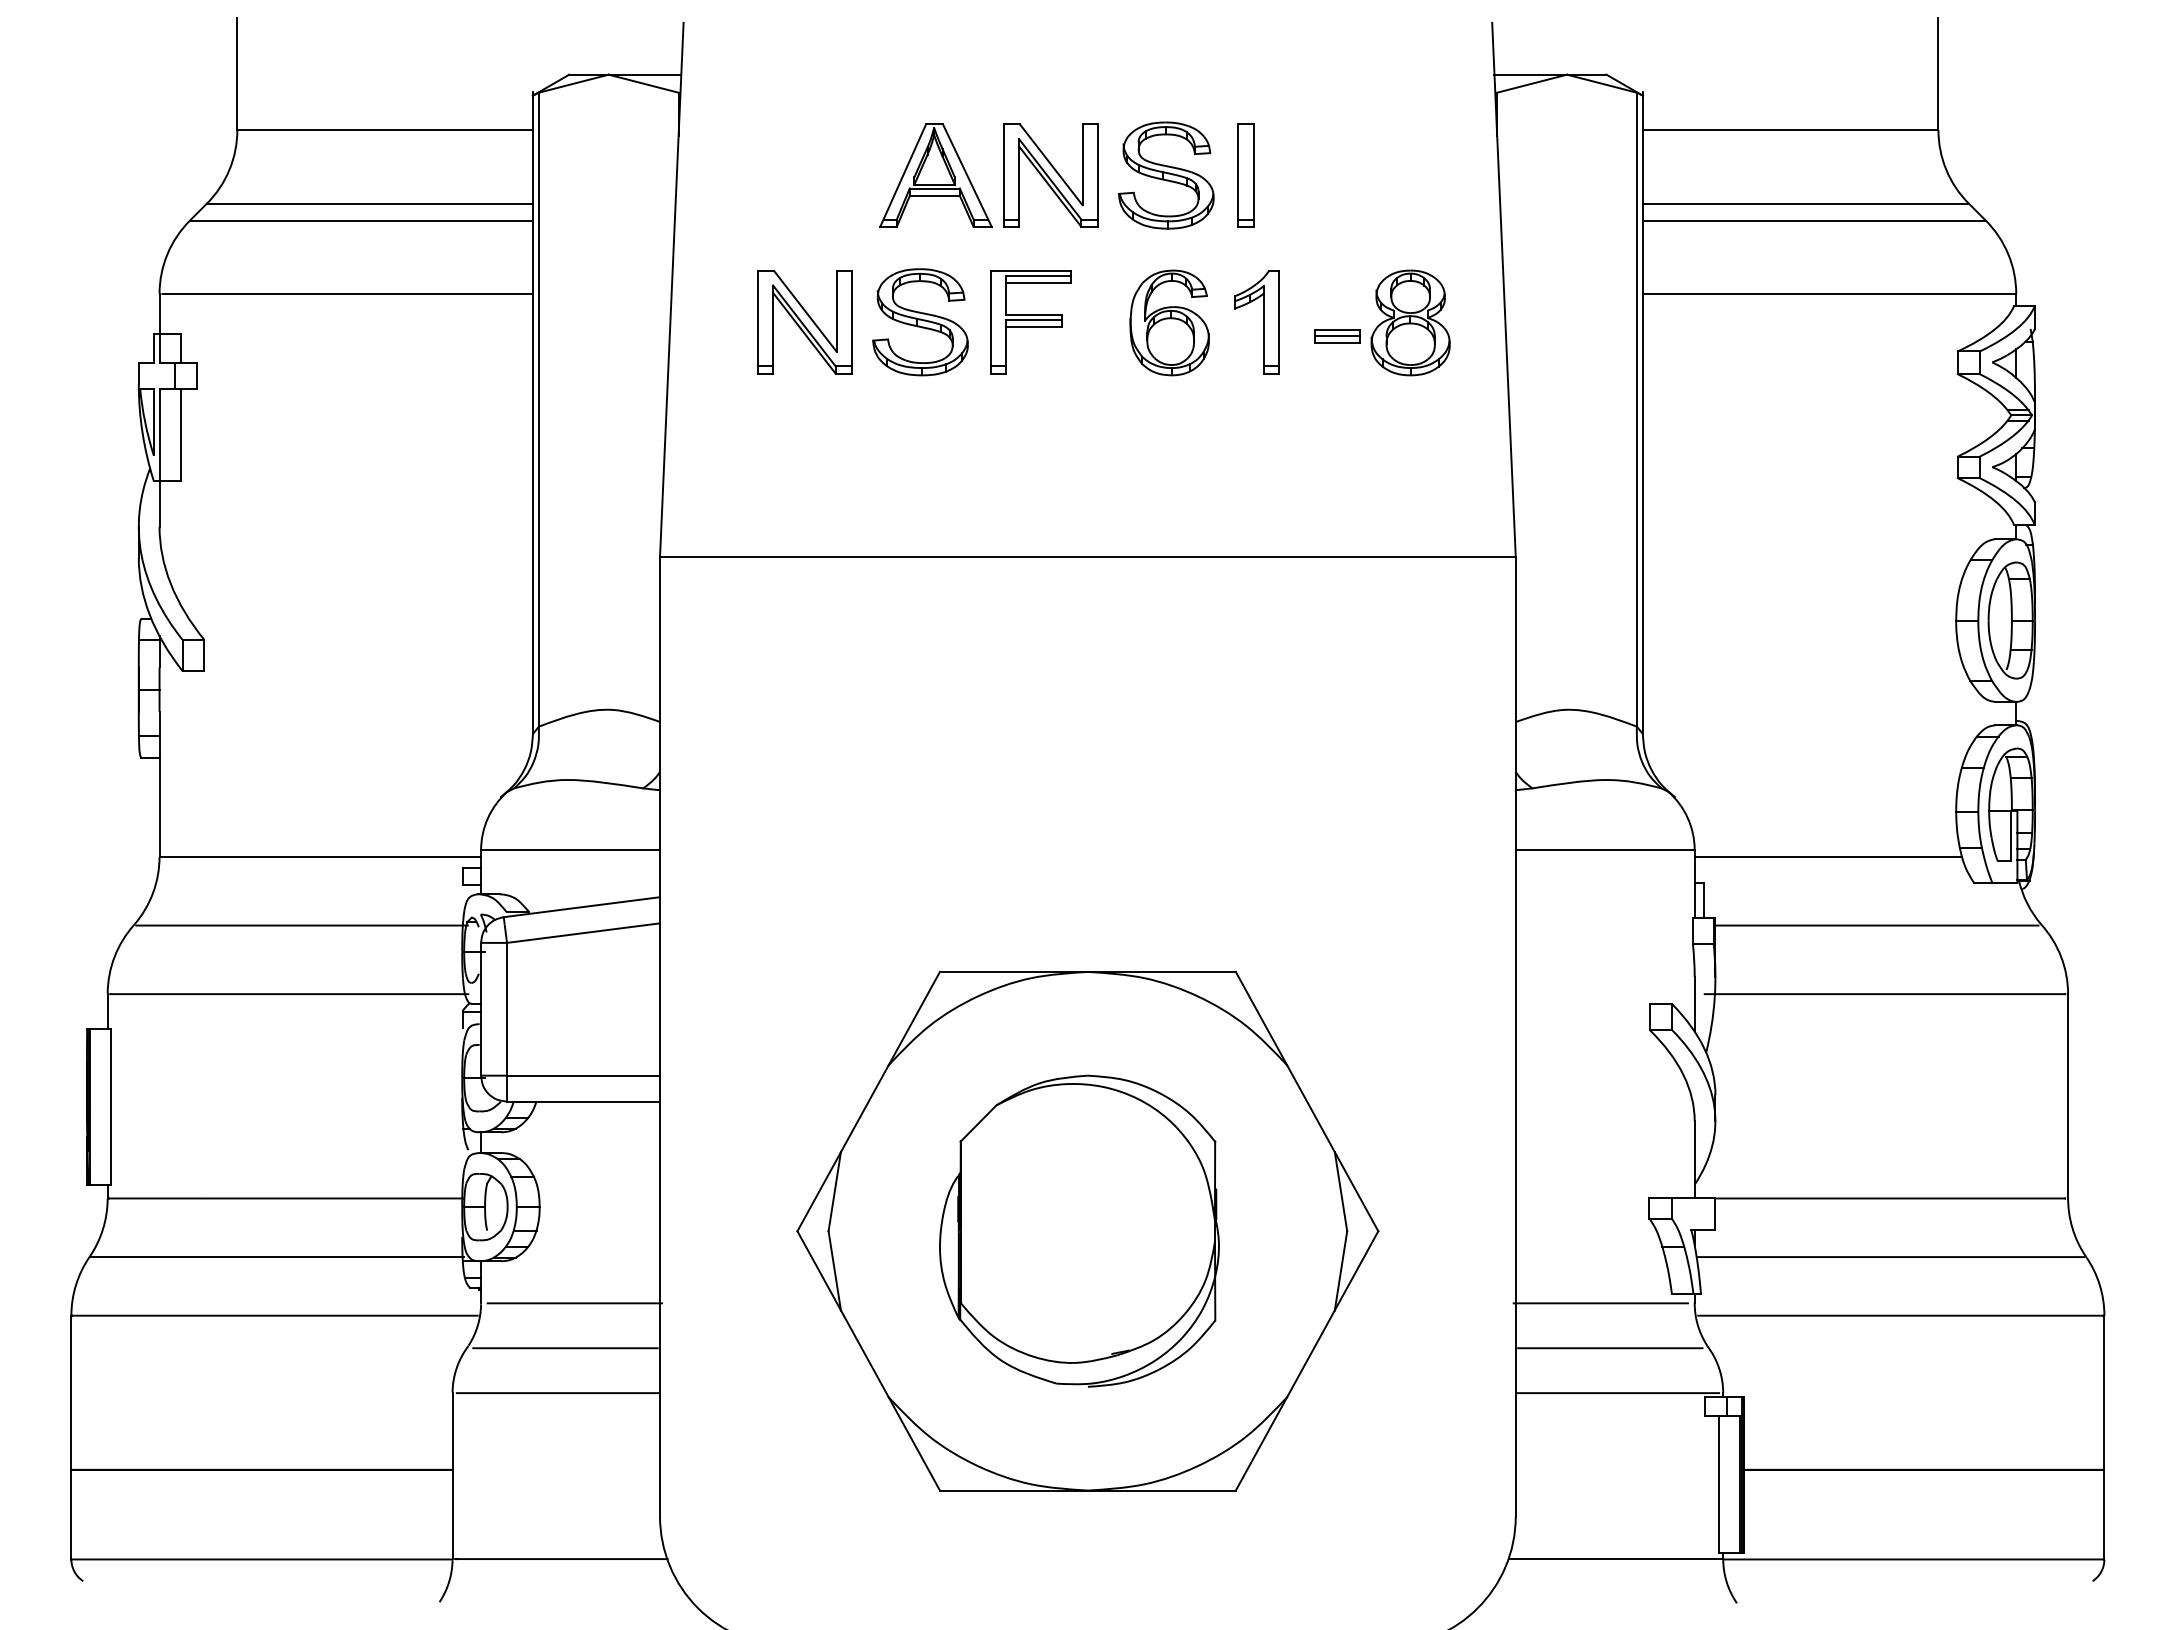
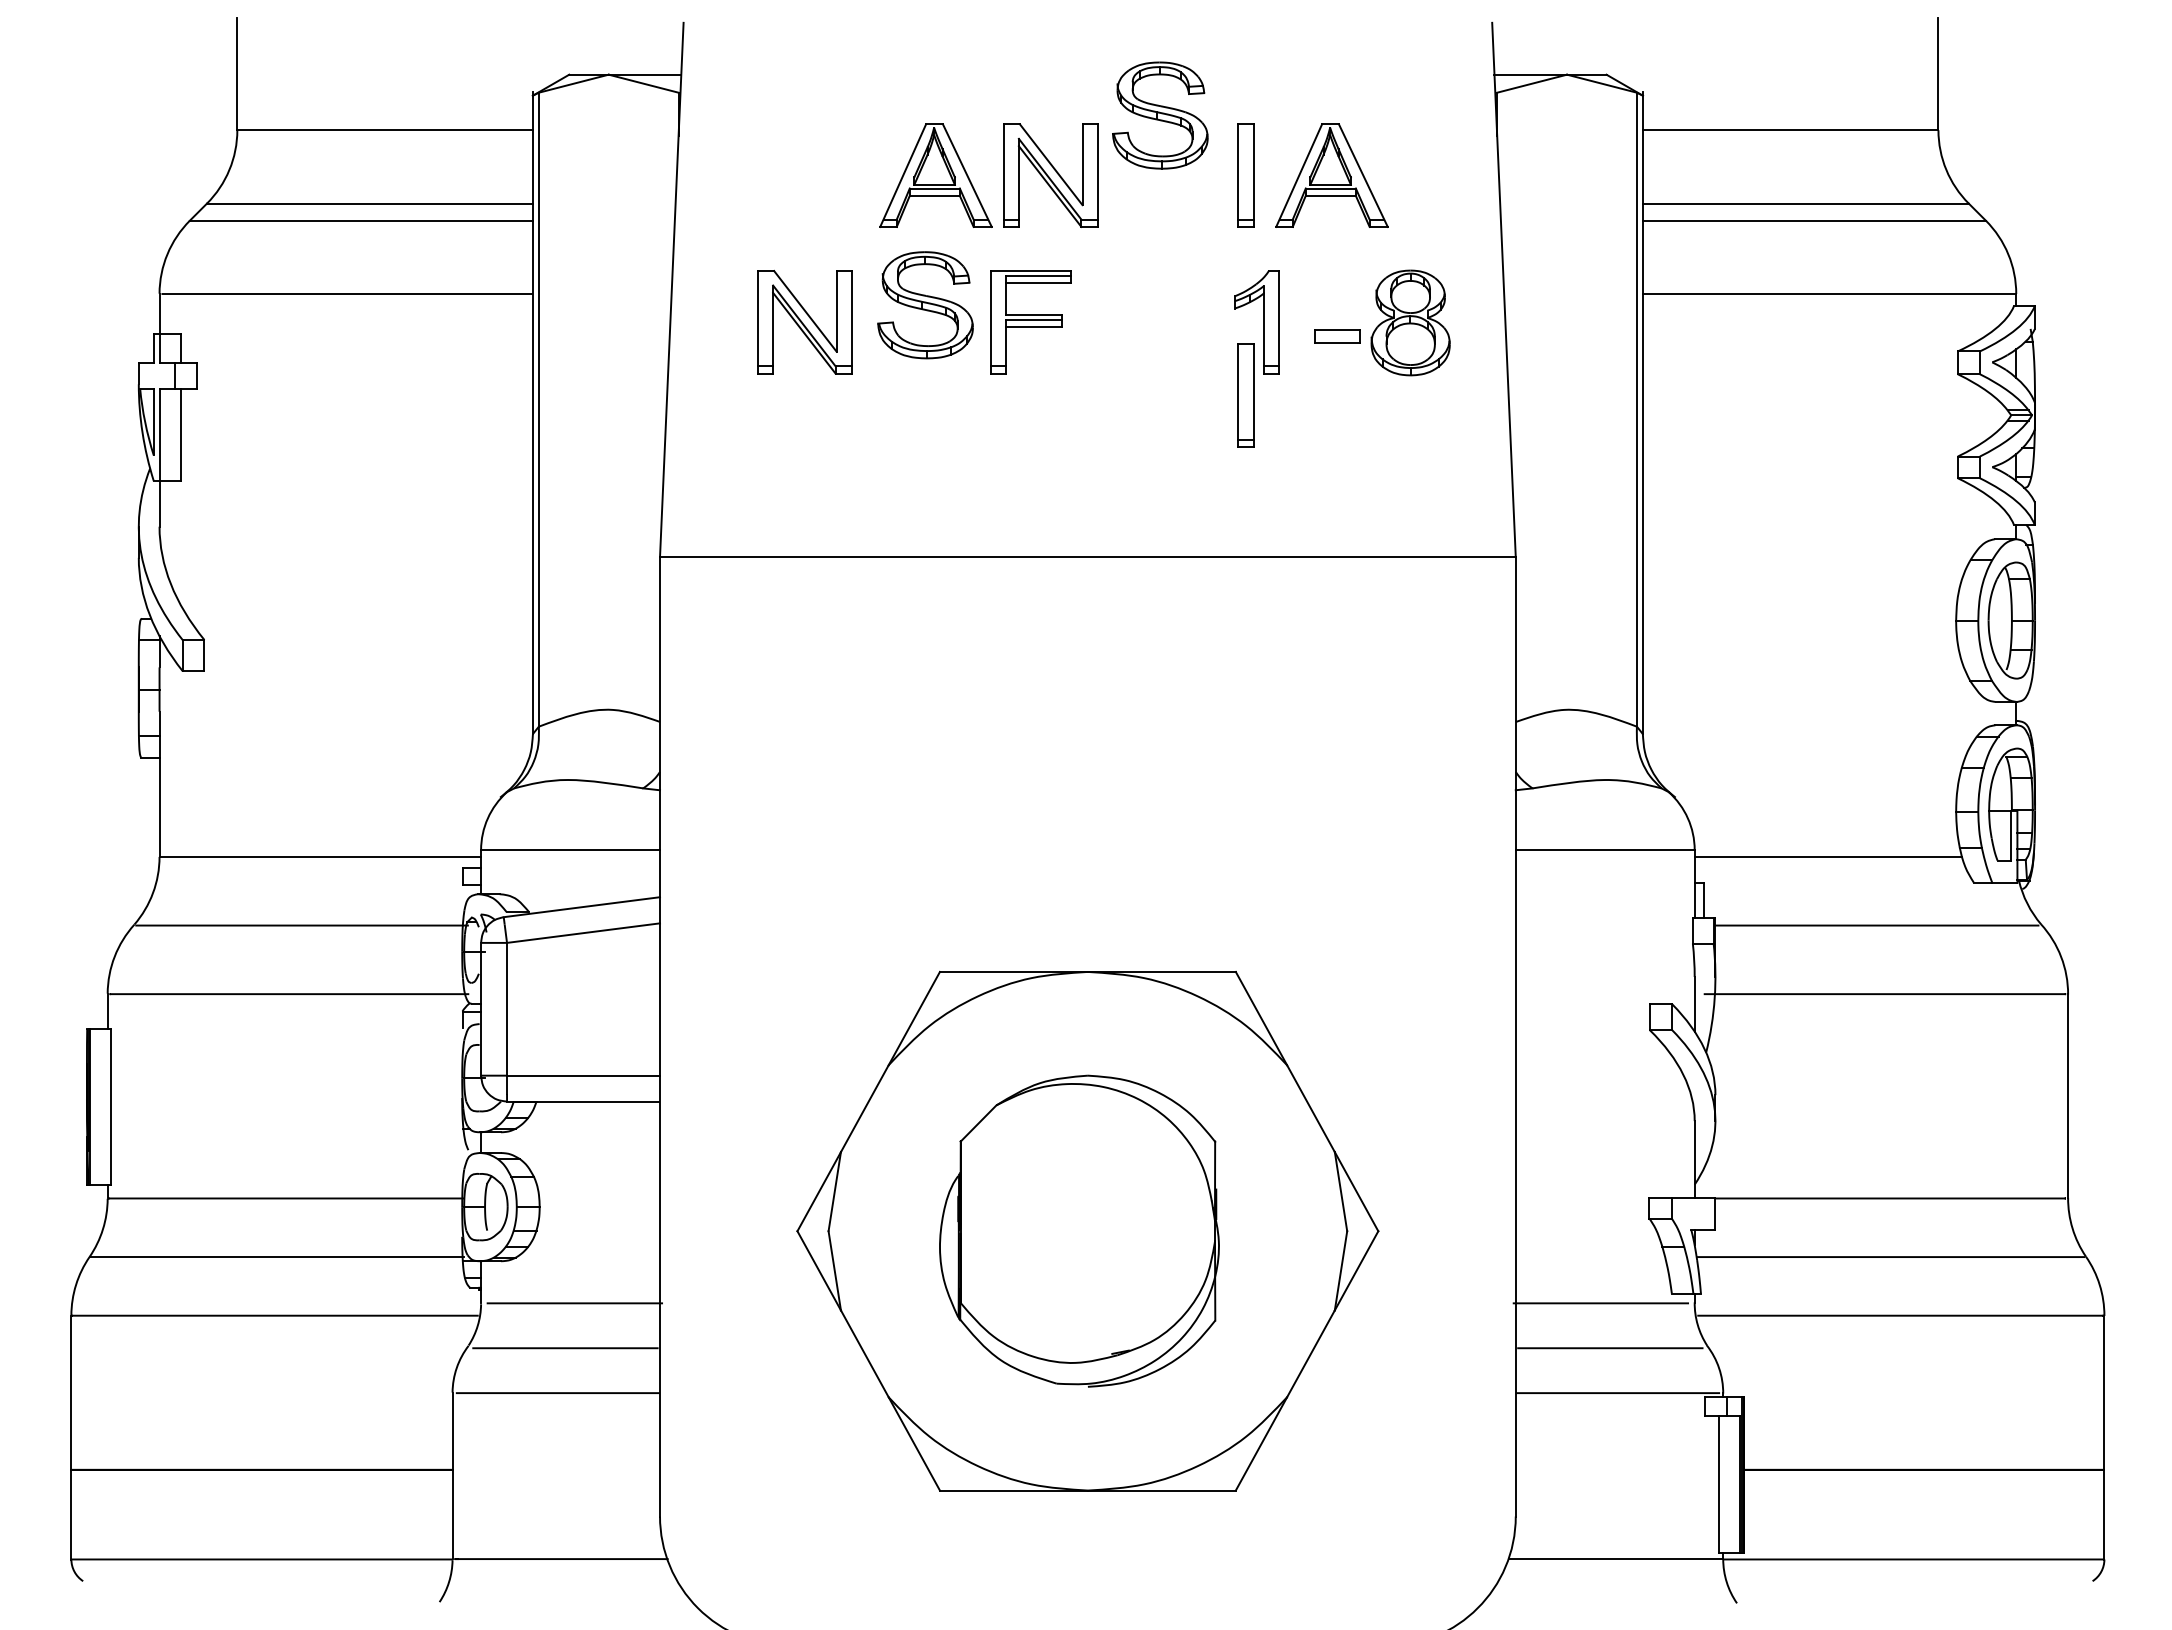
part position: (1166, 175) -> (1160, 115) (1160, 115)
part: none -> present (1331, 175)
part position: (920, 322) -> (925, 305) (925, 305)
part: present -> none (1169, 322)
line: present -> none (1336, 335)
part: none -> present (1245, 395)
